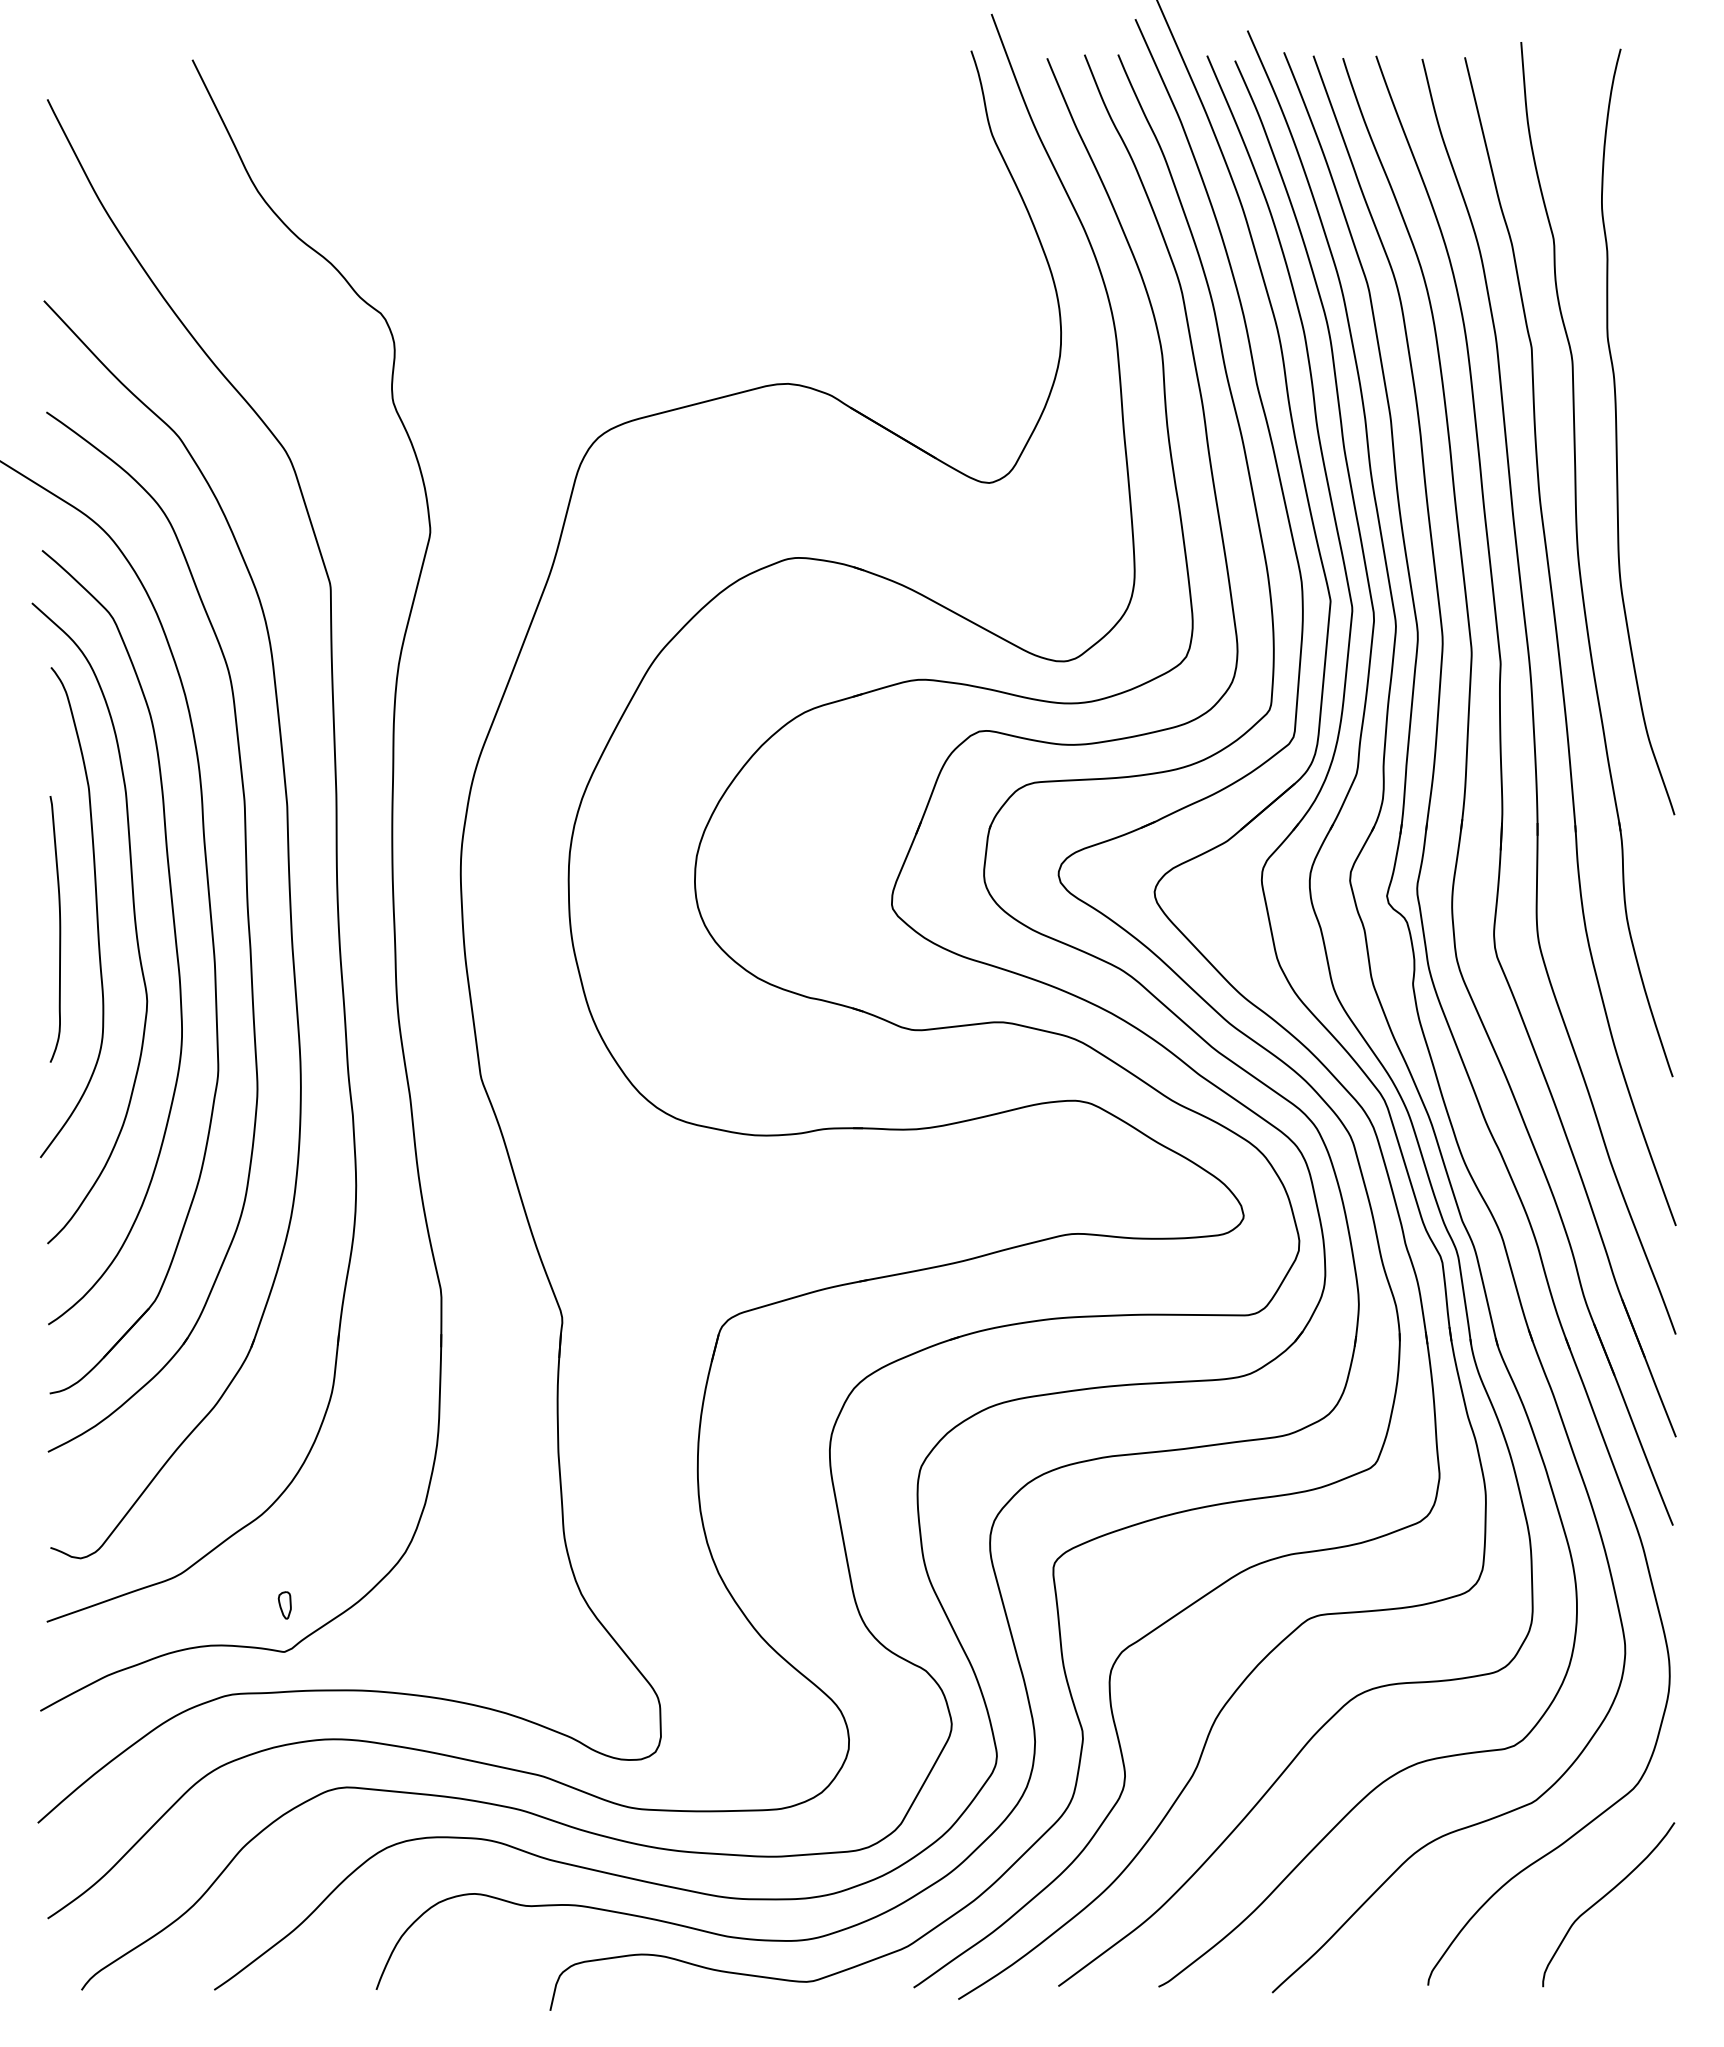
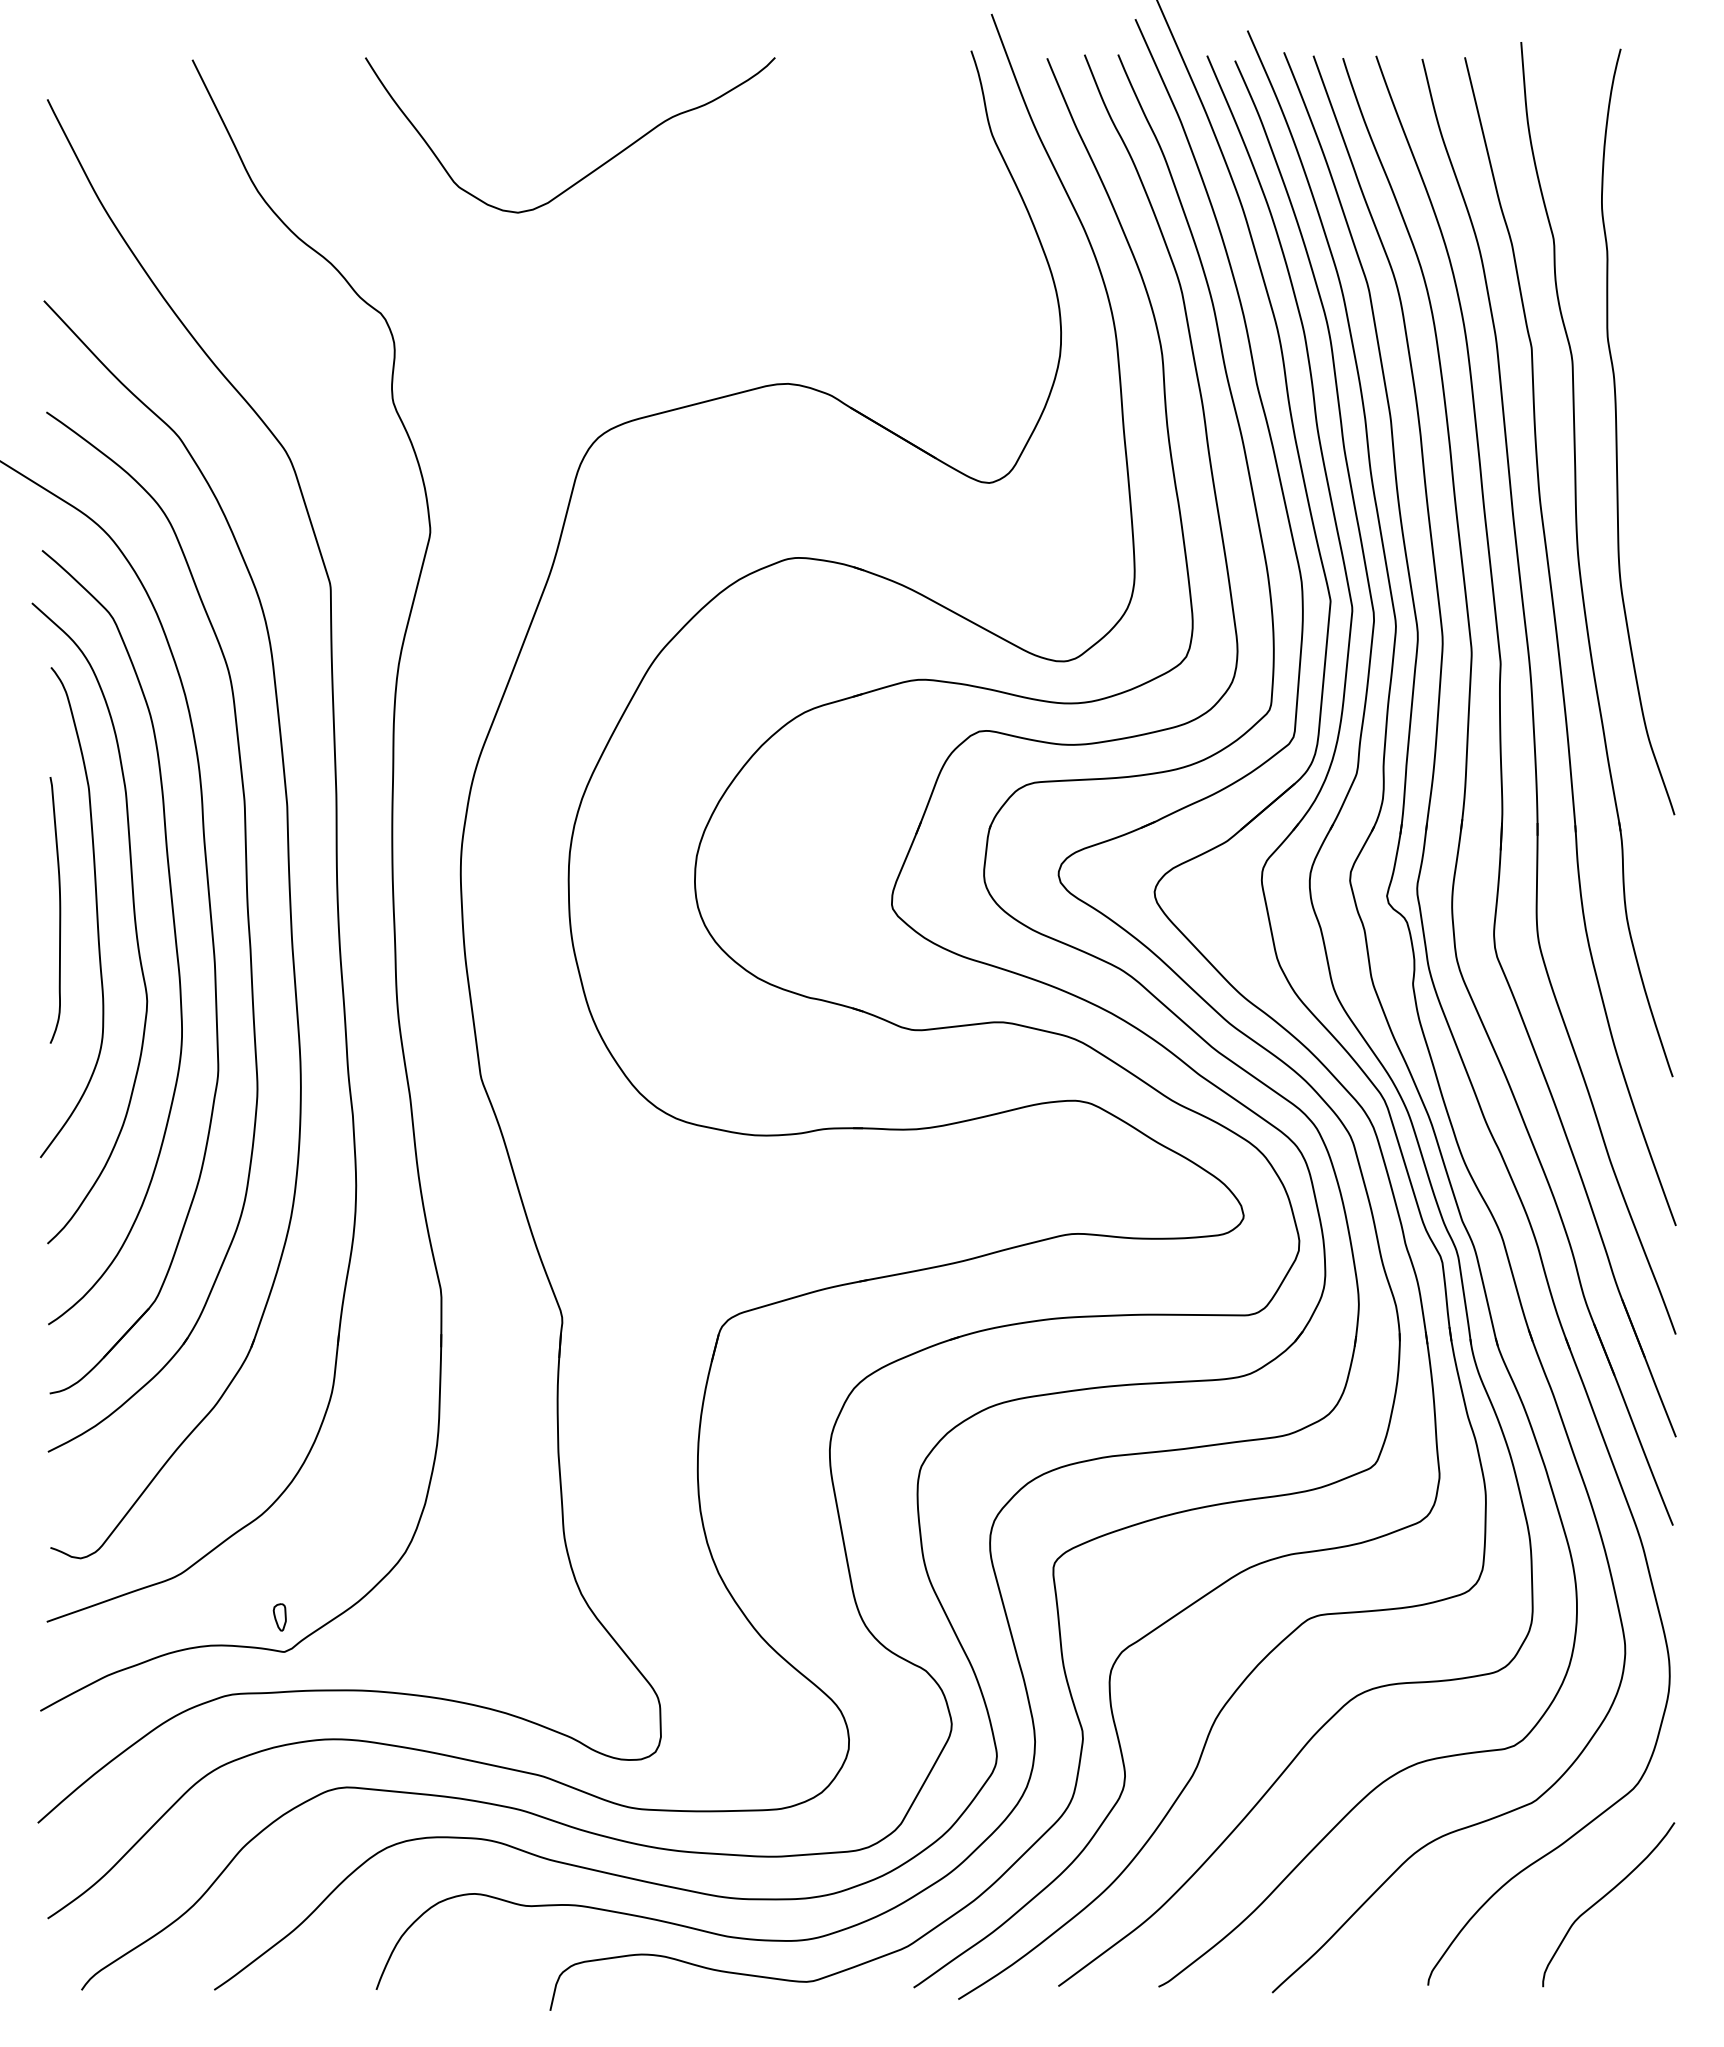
curve: none -> present (595, 168)
curve position: (59, 929) -> (59, 910) (59, 910)
part position: (284, 1605) -> (279, 1617) (279, 1617)
